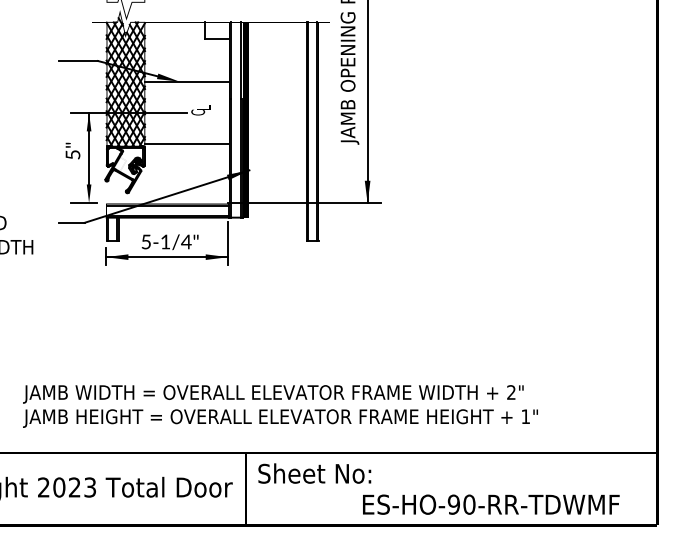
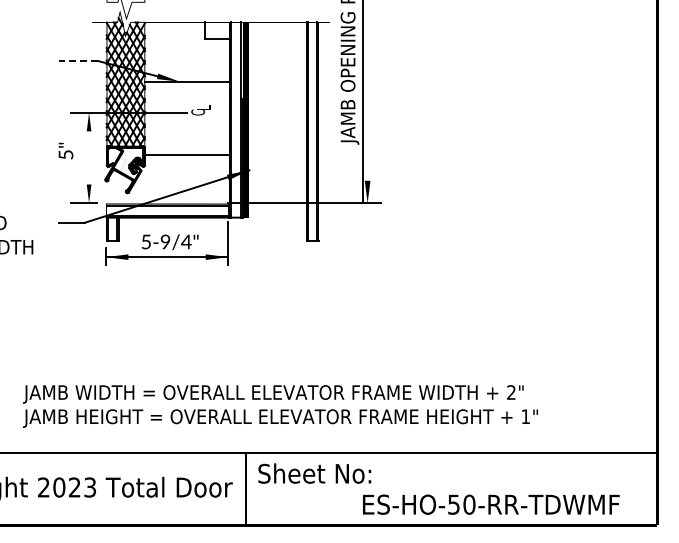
line: solid -> dashed (78, 60)
line position: (367, 102) -> (362, 102) (362, 102)
line position: (186, 143) -> (186, 154) (186, 154)
line: present -> none (89, 149)
text position: (72, 150) -> (65, 150) (65, 150)
text: 5-1/4" -> 5-9/4" (165, 241)
text: ES-HO-90-RR-TDWMF -> ES-HO-50-RR-TDWMF (453, 504)
